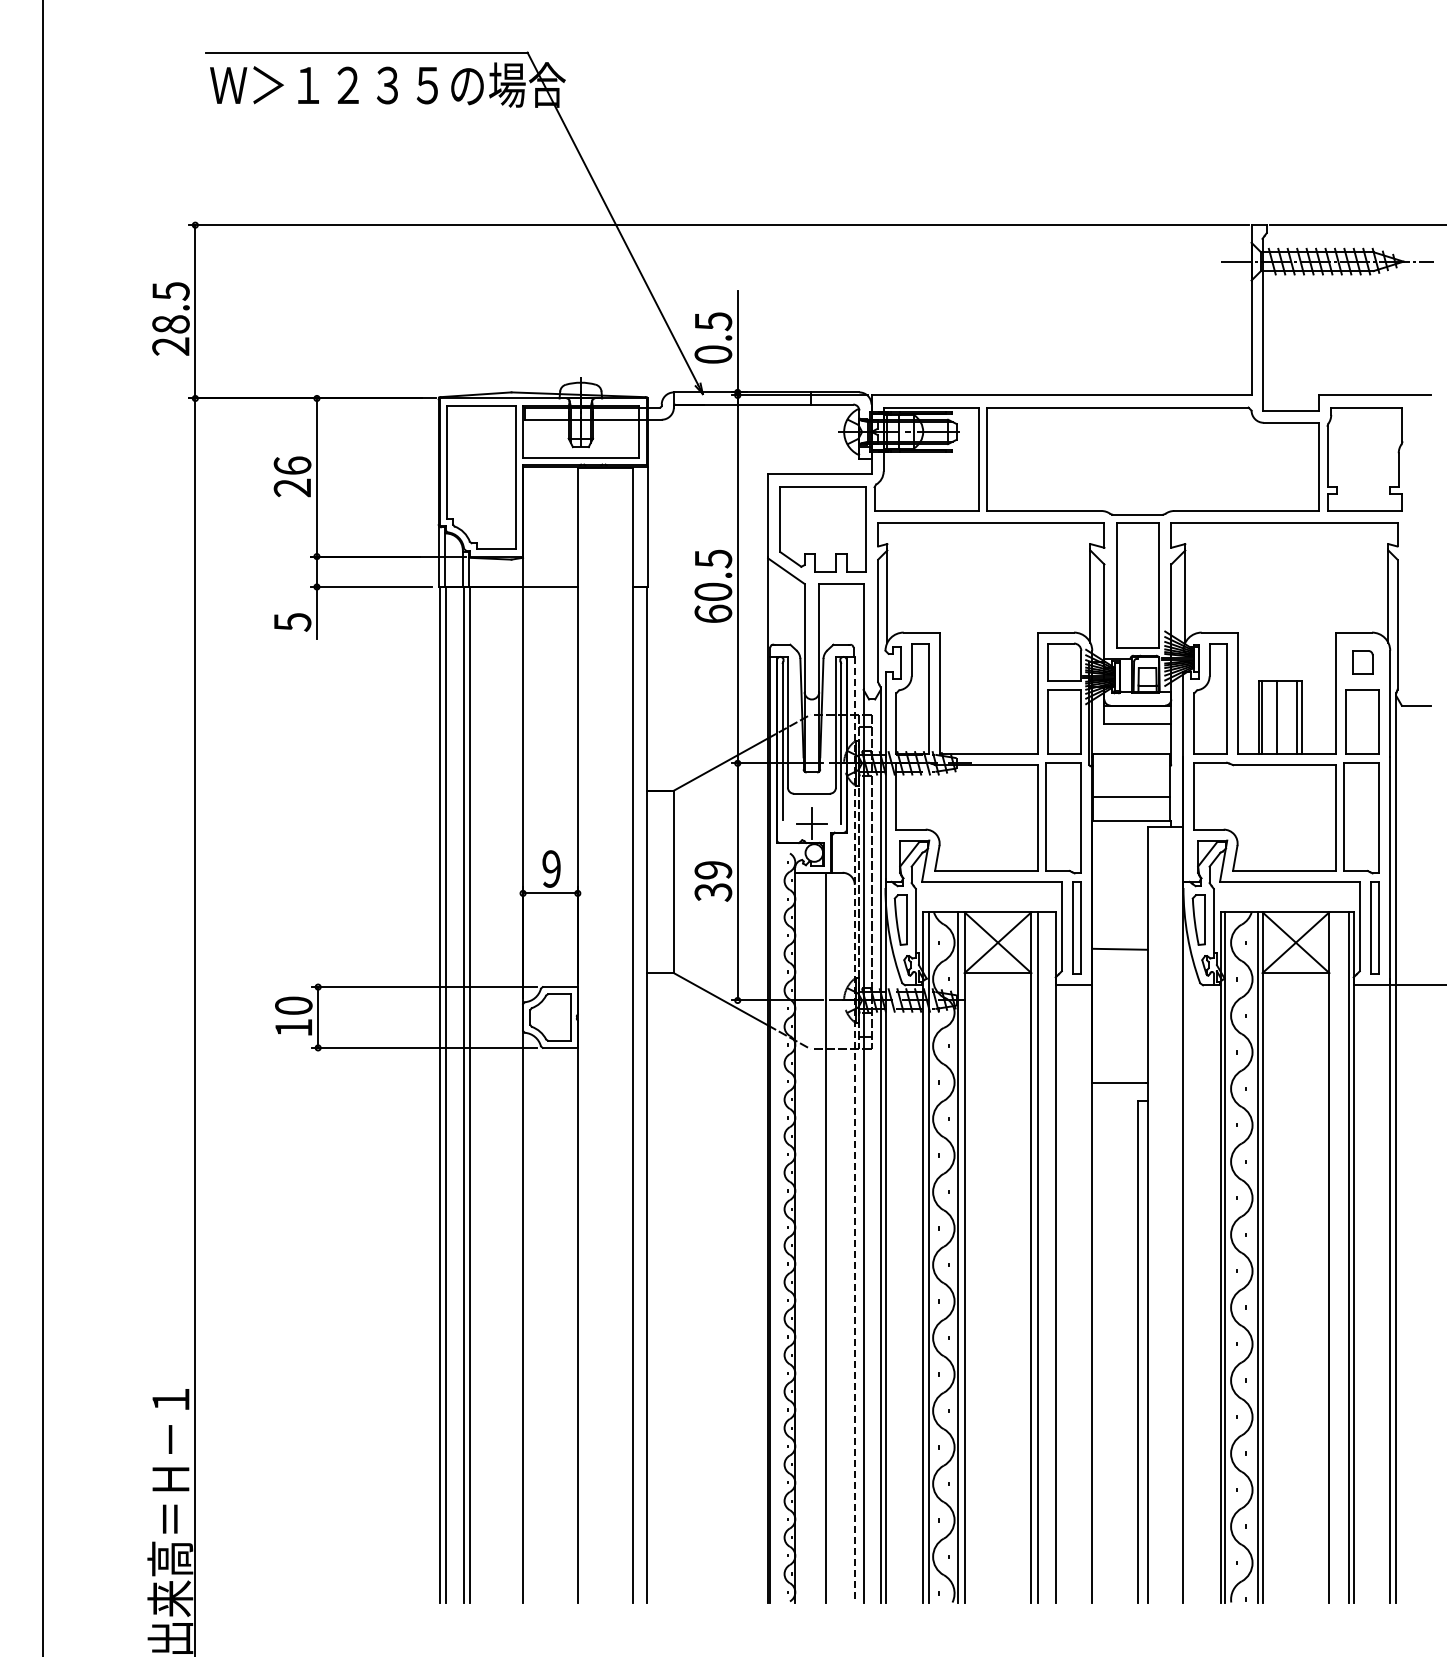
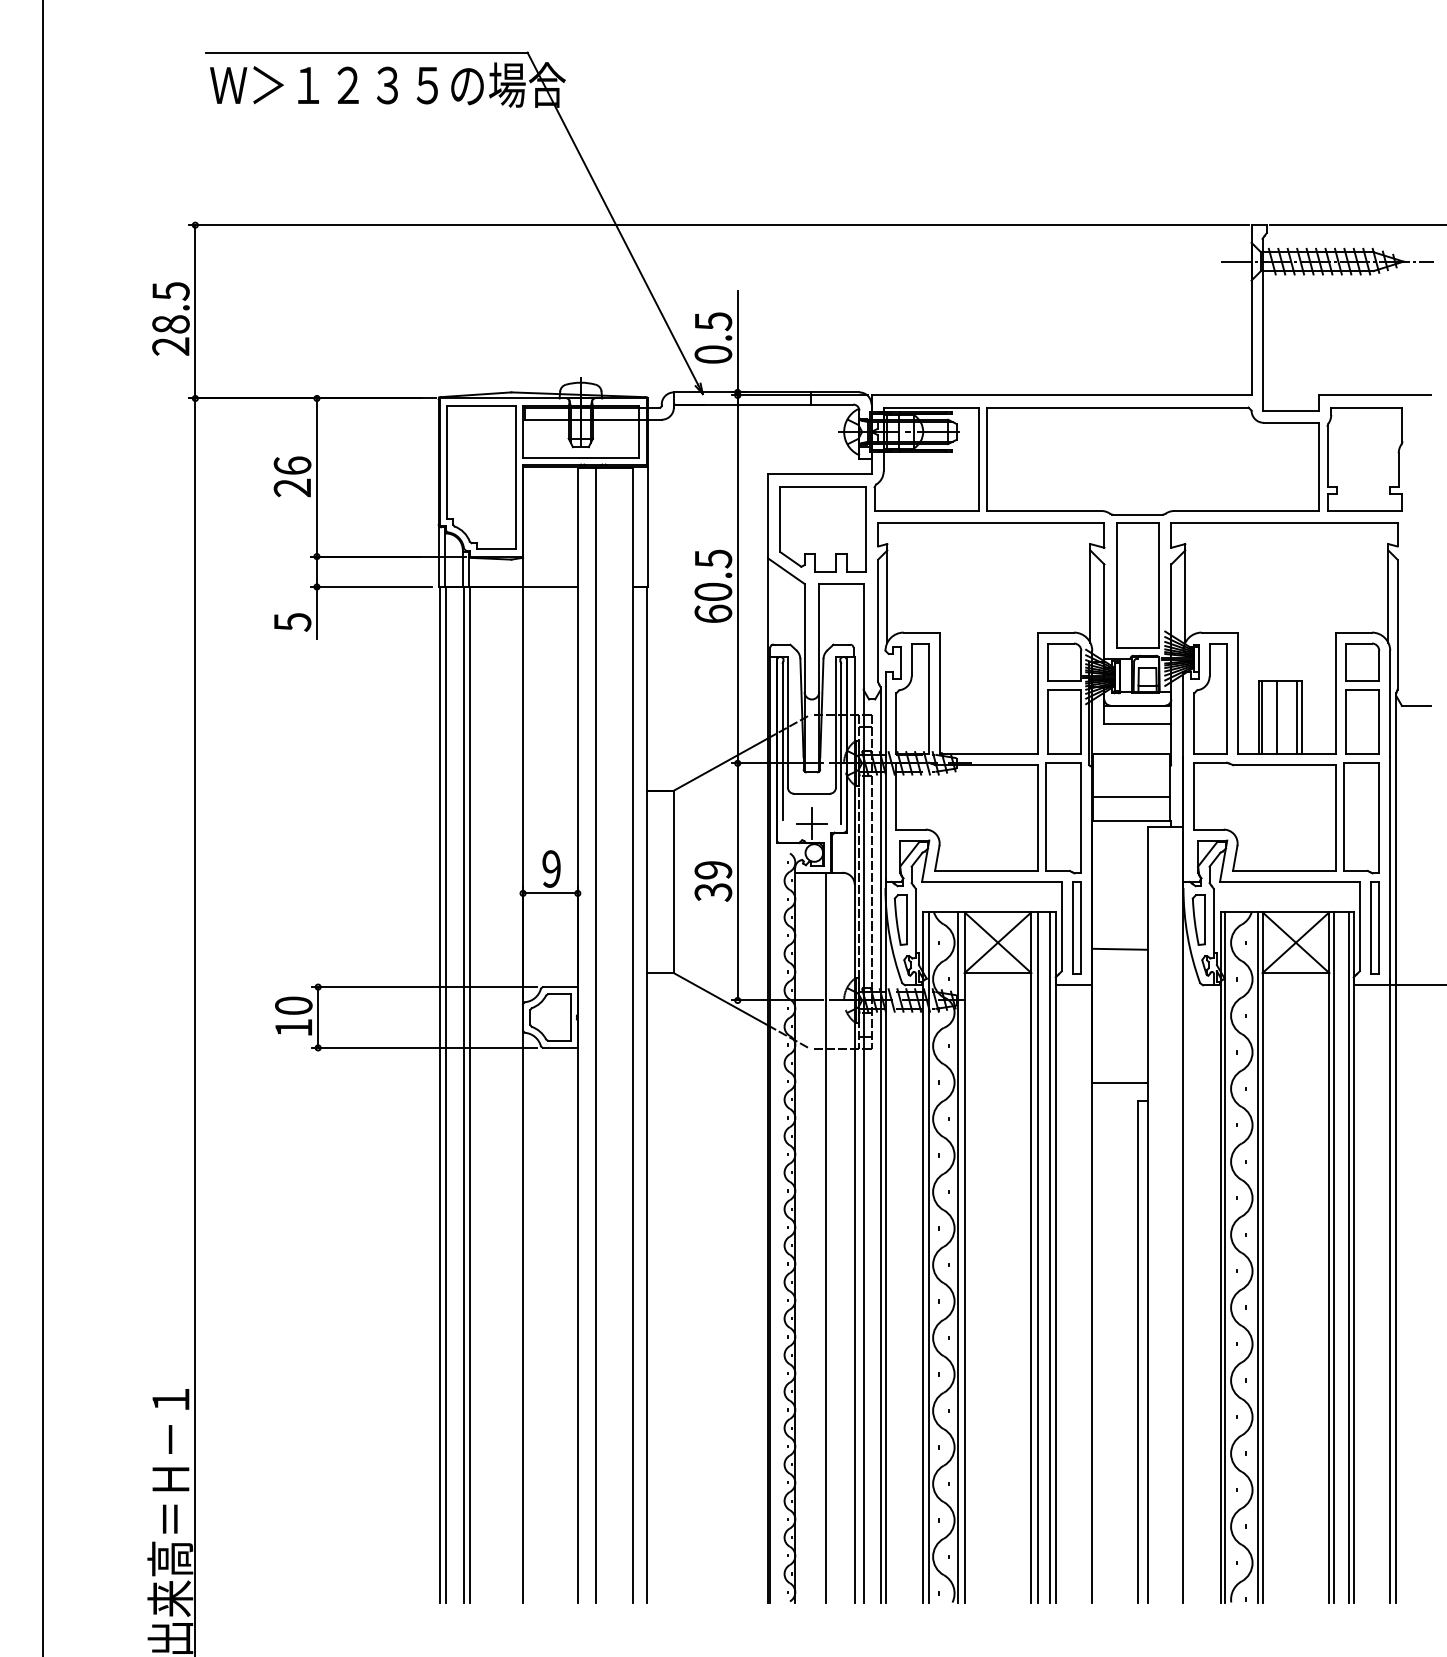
part size: 22x25 px -> 36x40 px (1362, 661)
line: none -> present (596, 1035)
line: dashed -> solid (854, 1129)
line: none -> present (1049, 1257)
line: none -> present (1333, 1257)
